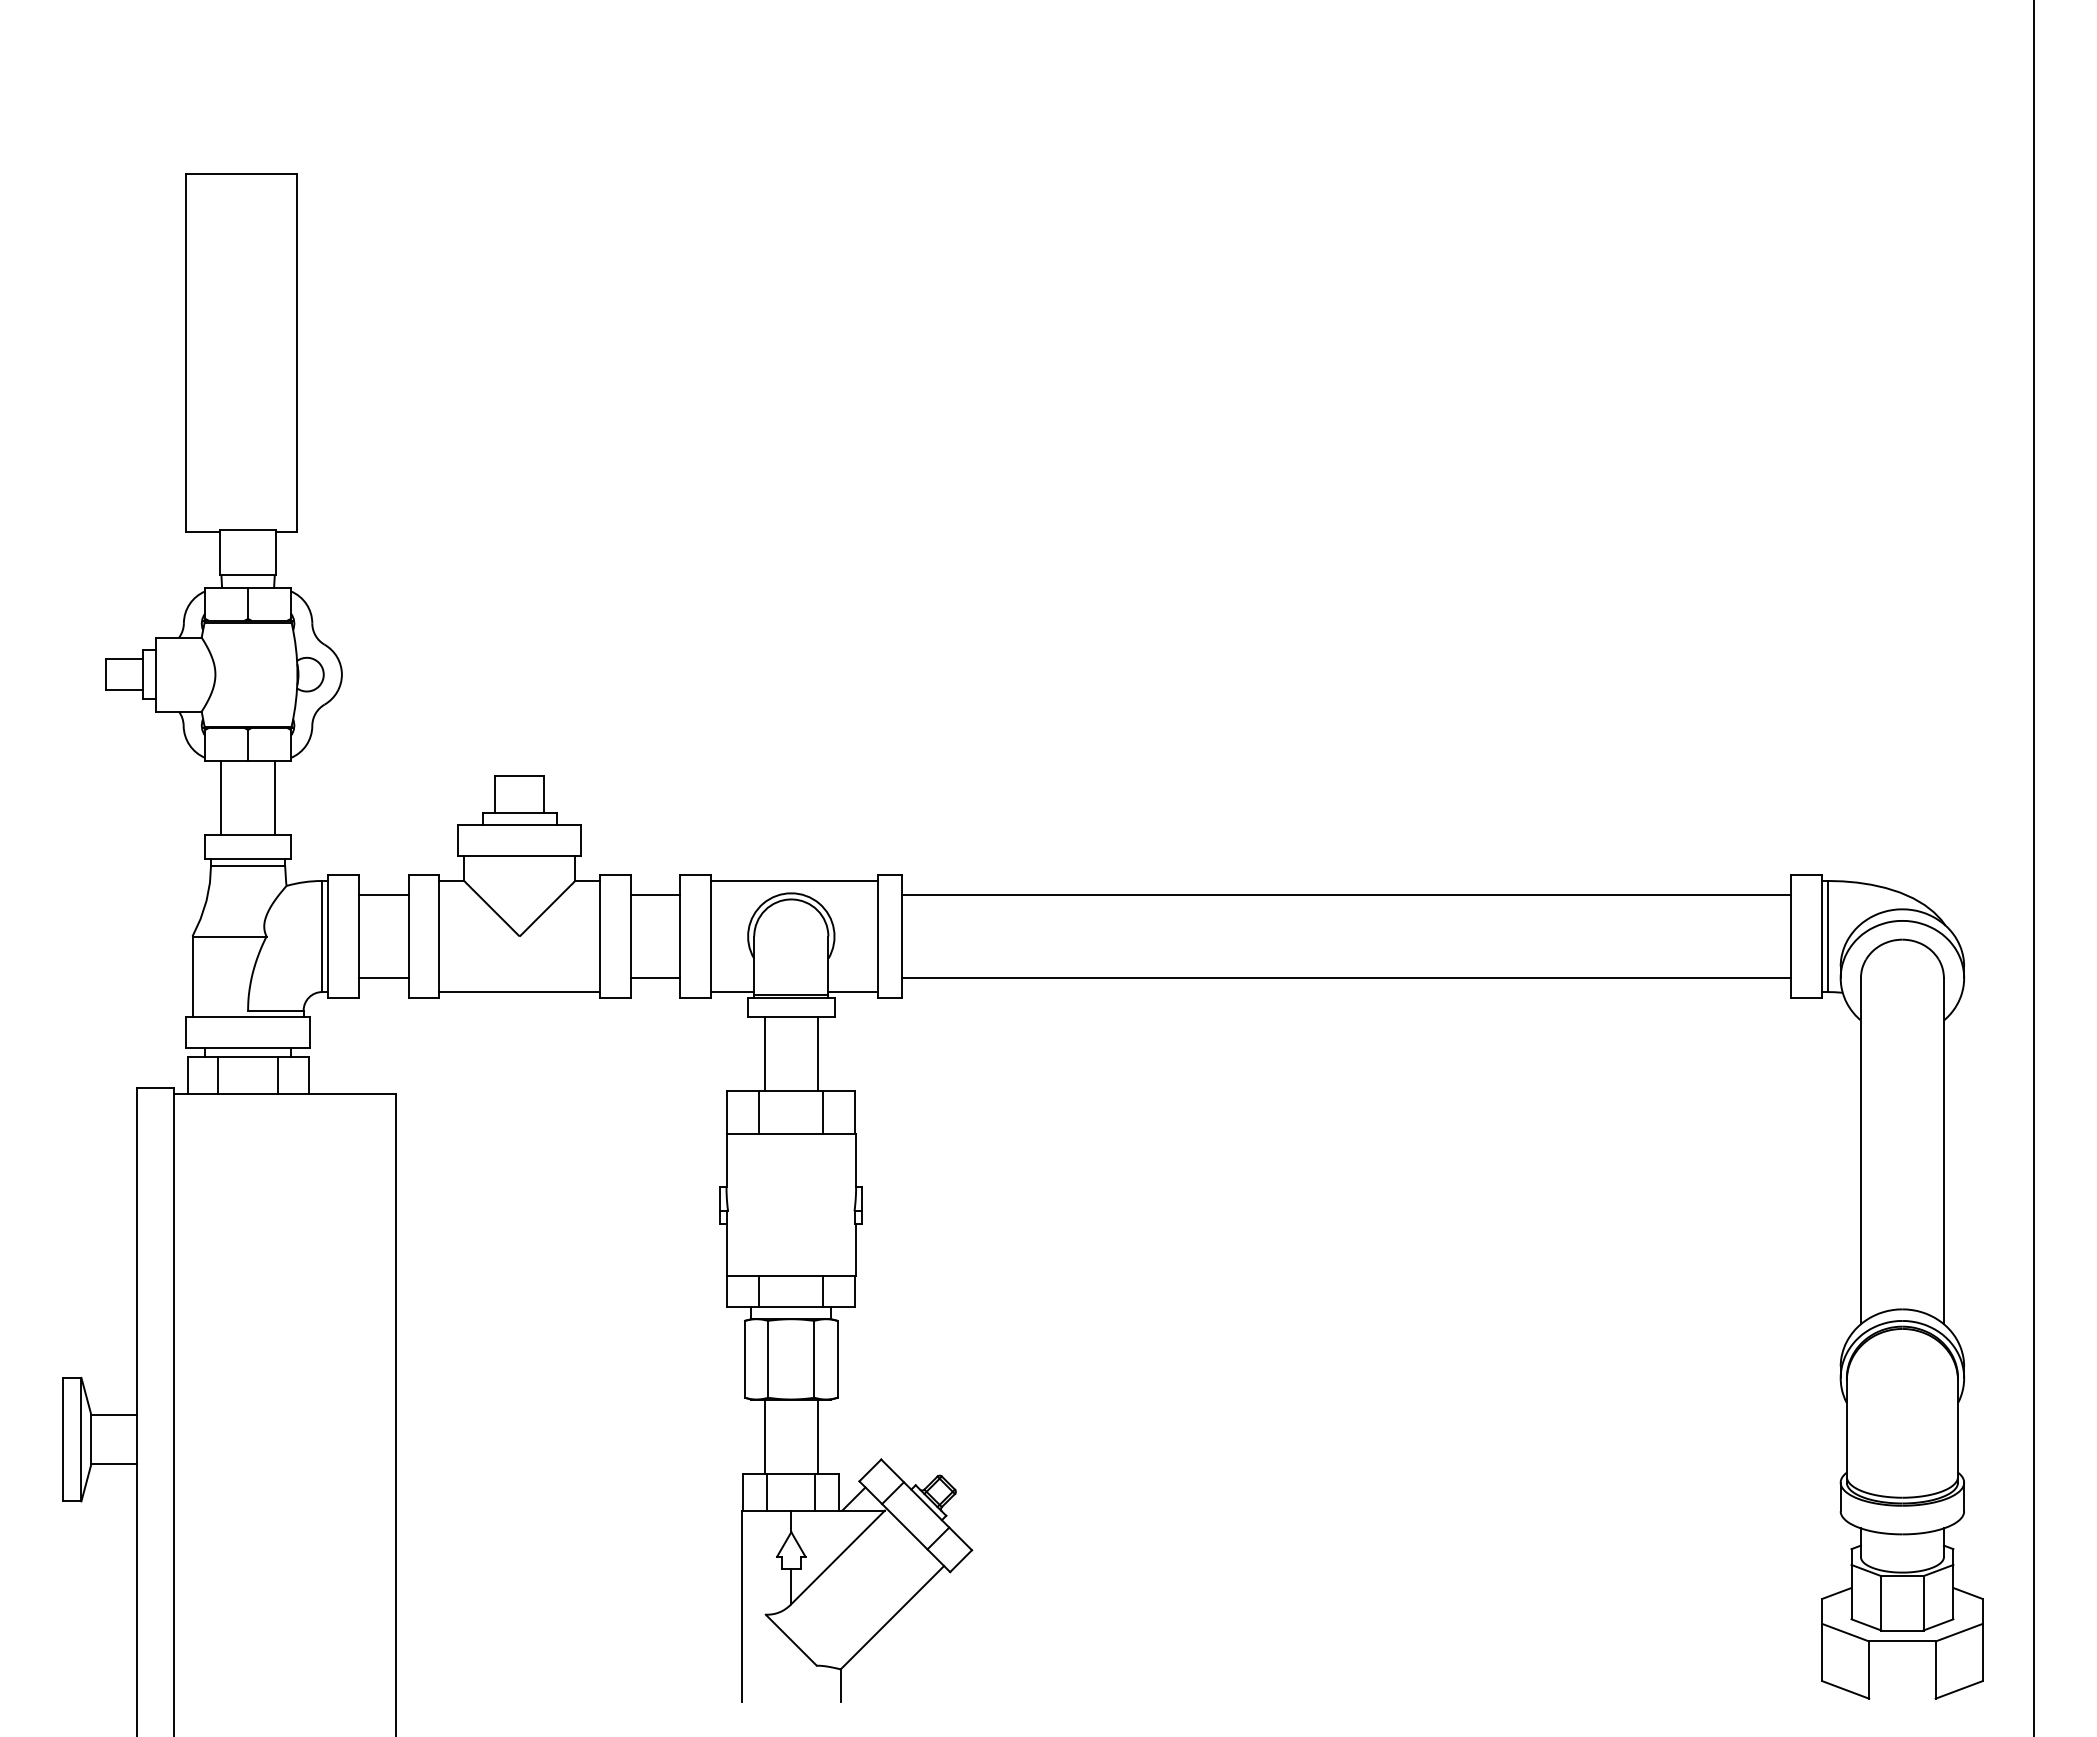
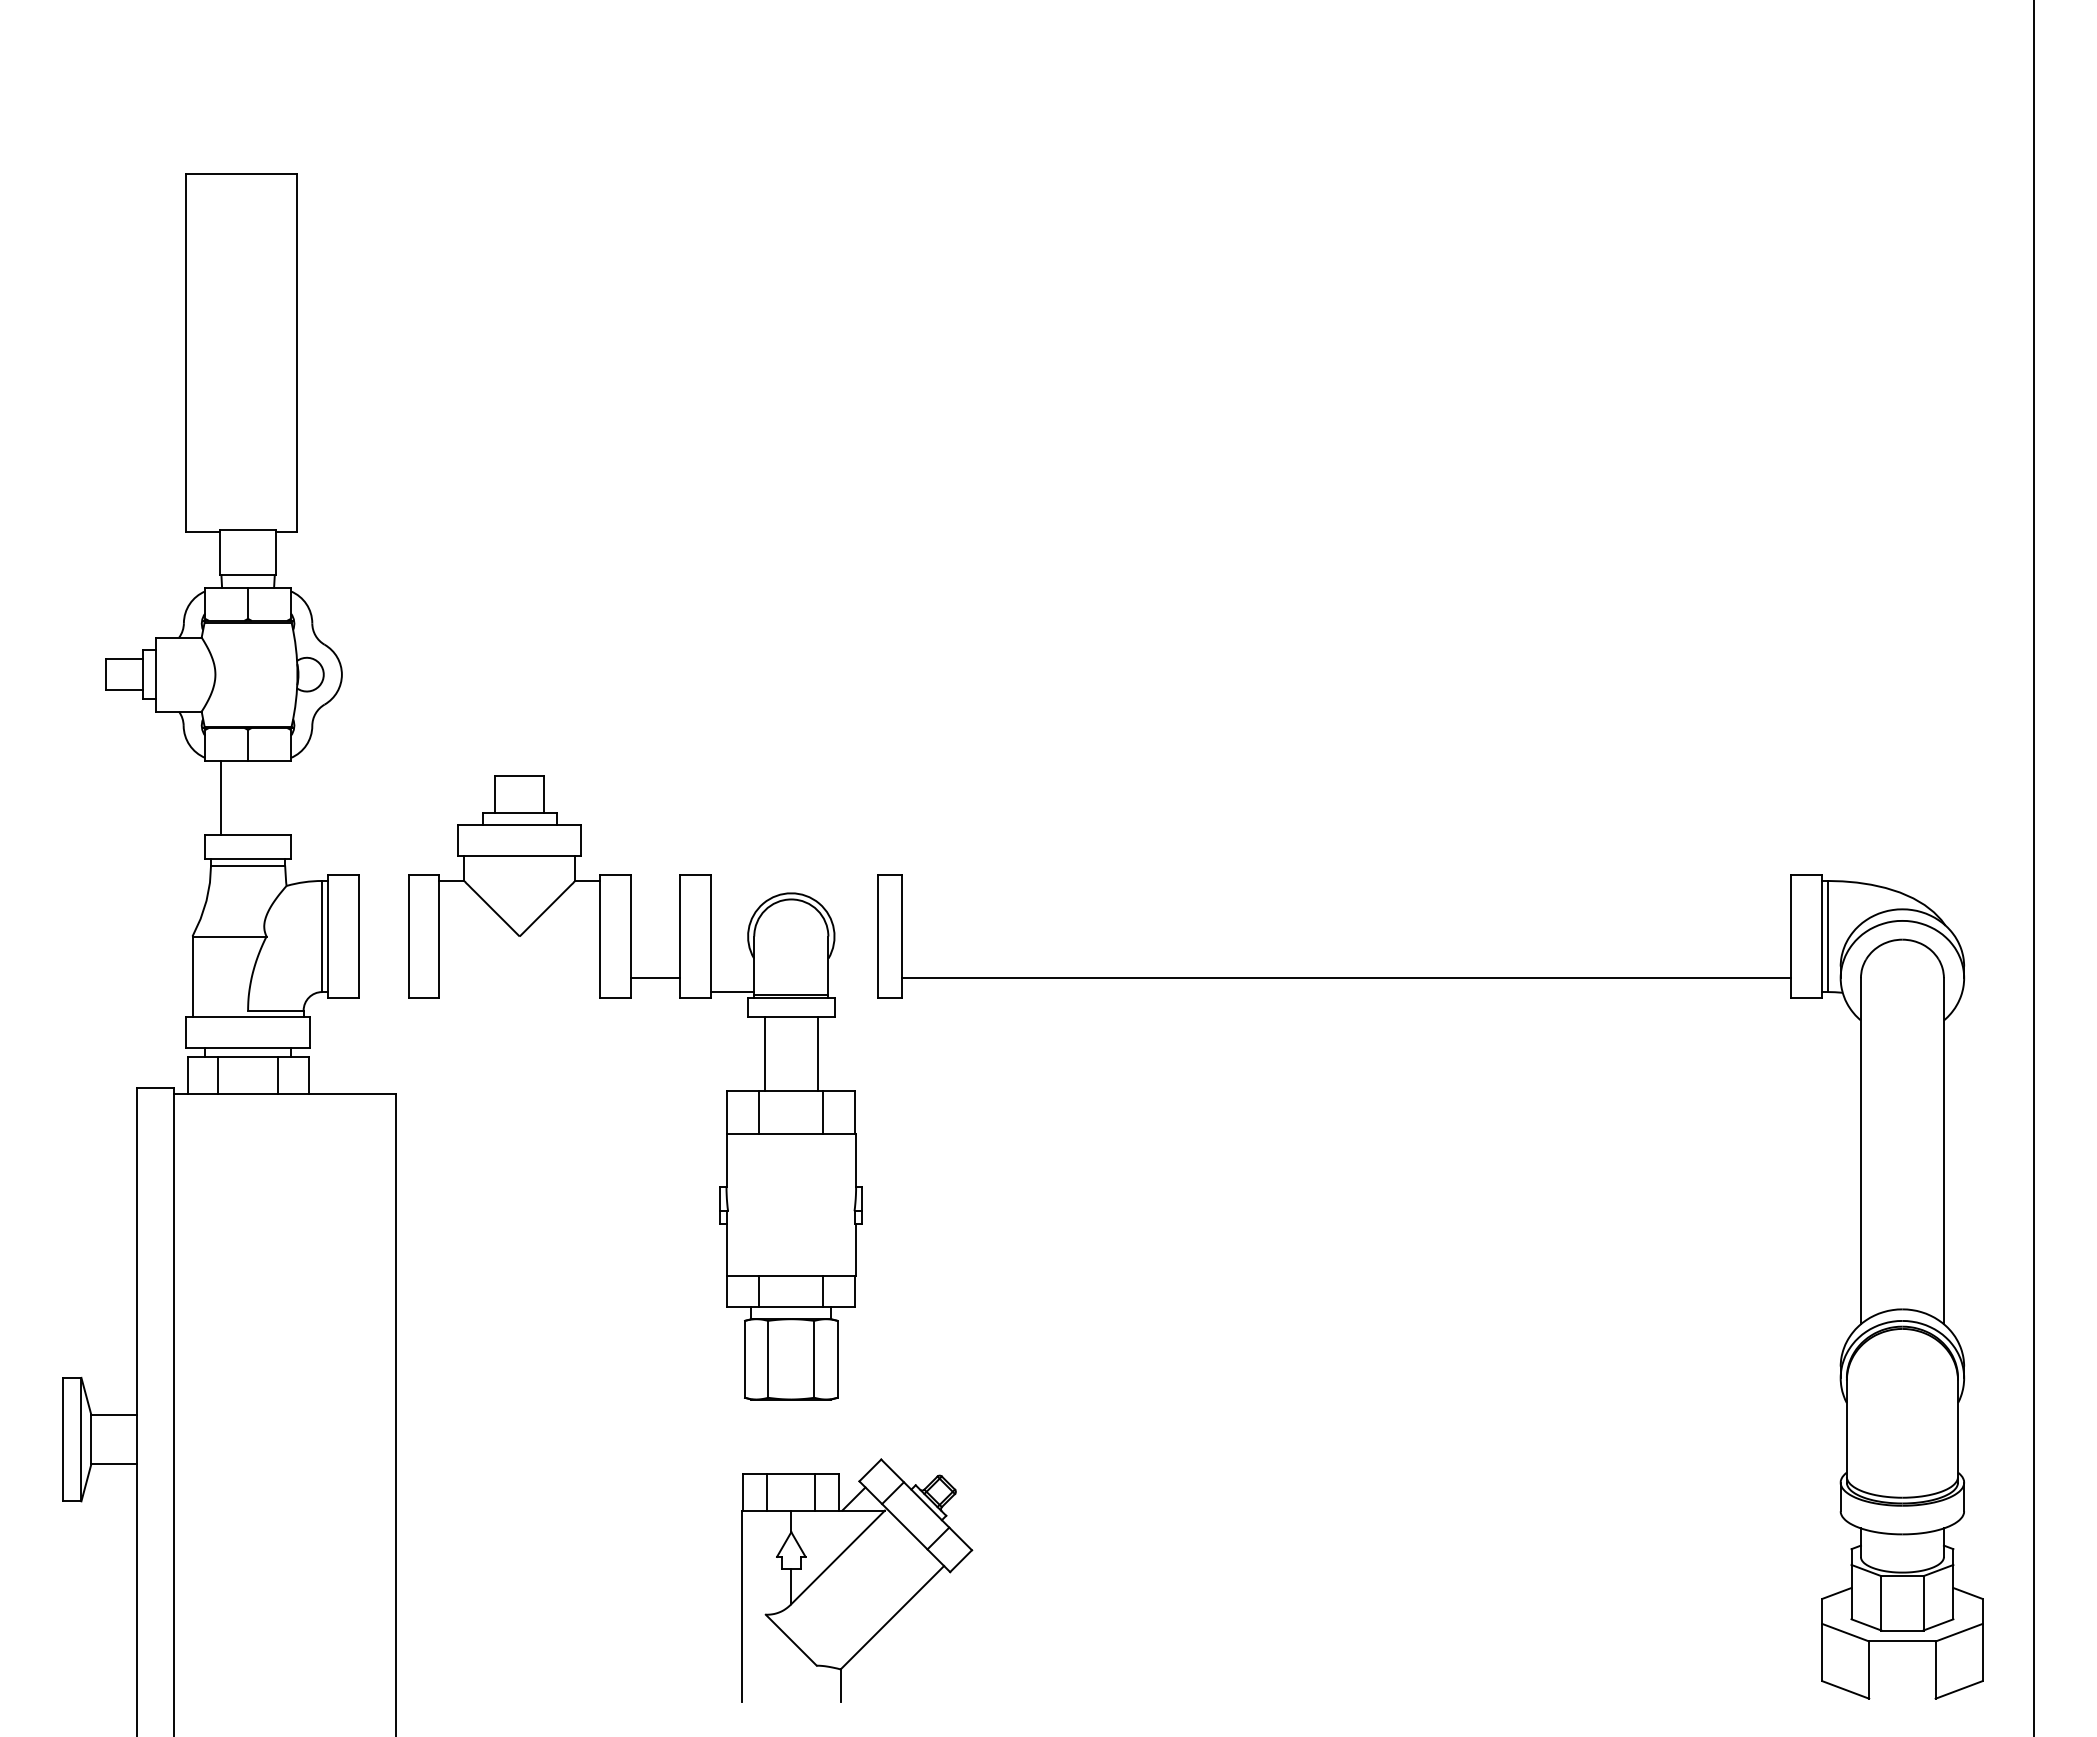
line: present -> none (274, 797)
line: present -> none (794, 880)
line: present -> none (383, 895)
line: present -> none (655, 895)
line: present -> none (1346, 895)
line: present -> none (383, 978)
line: present -> none (519, 992)
line: present -> none (852, 992)
line: present -> none (764, 1436)
line: present -> none (817, 1436)
